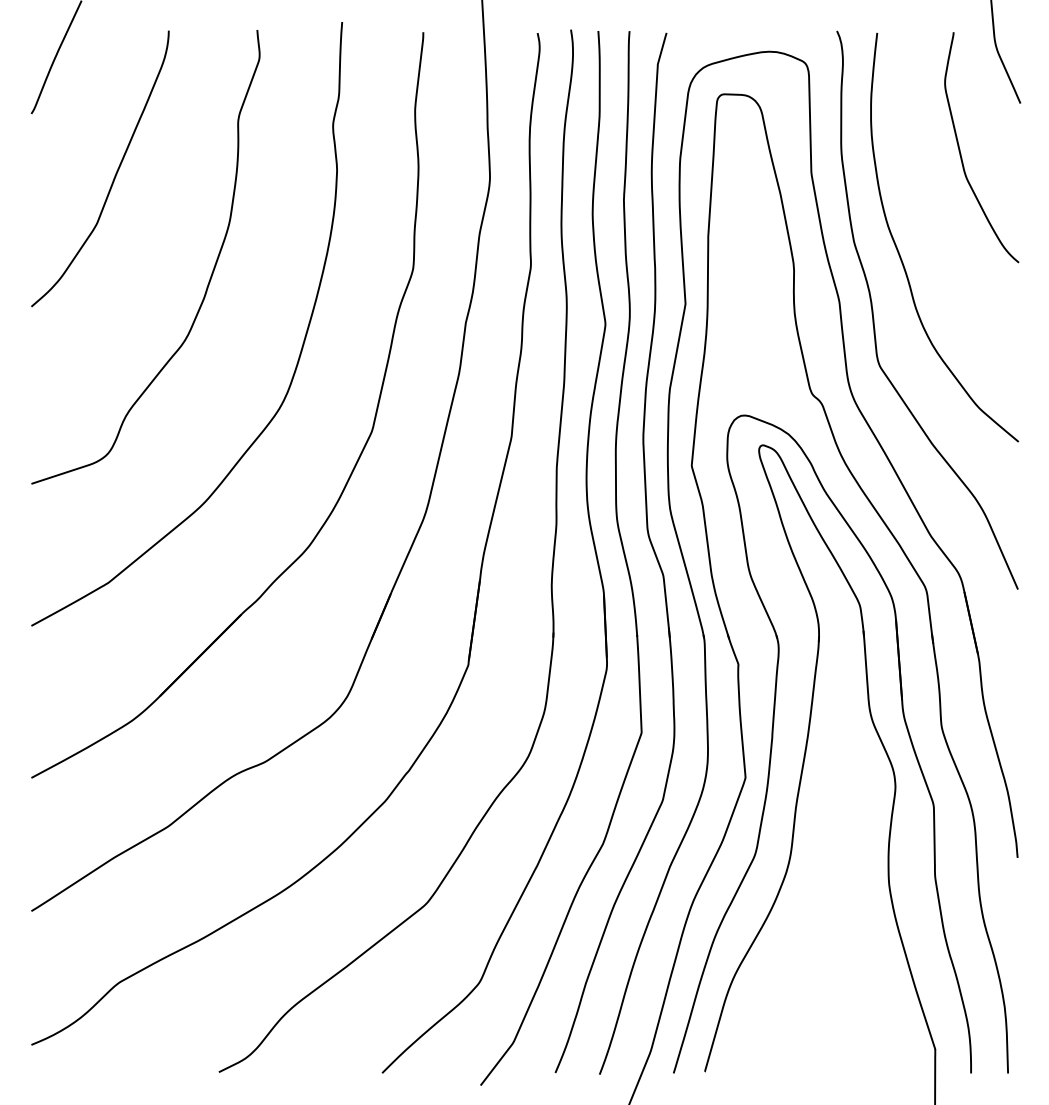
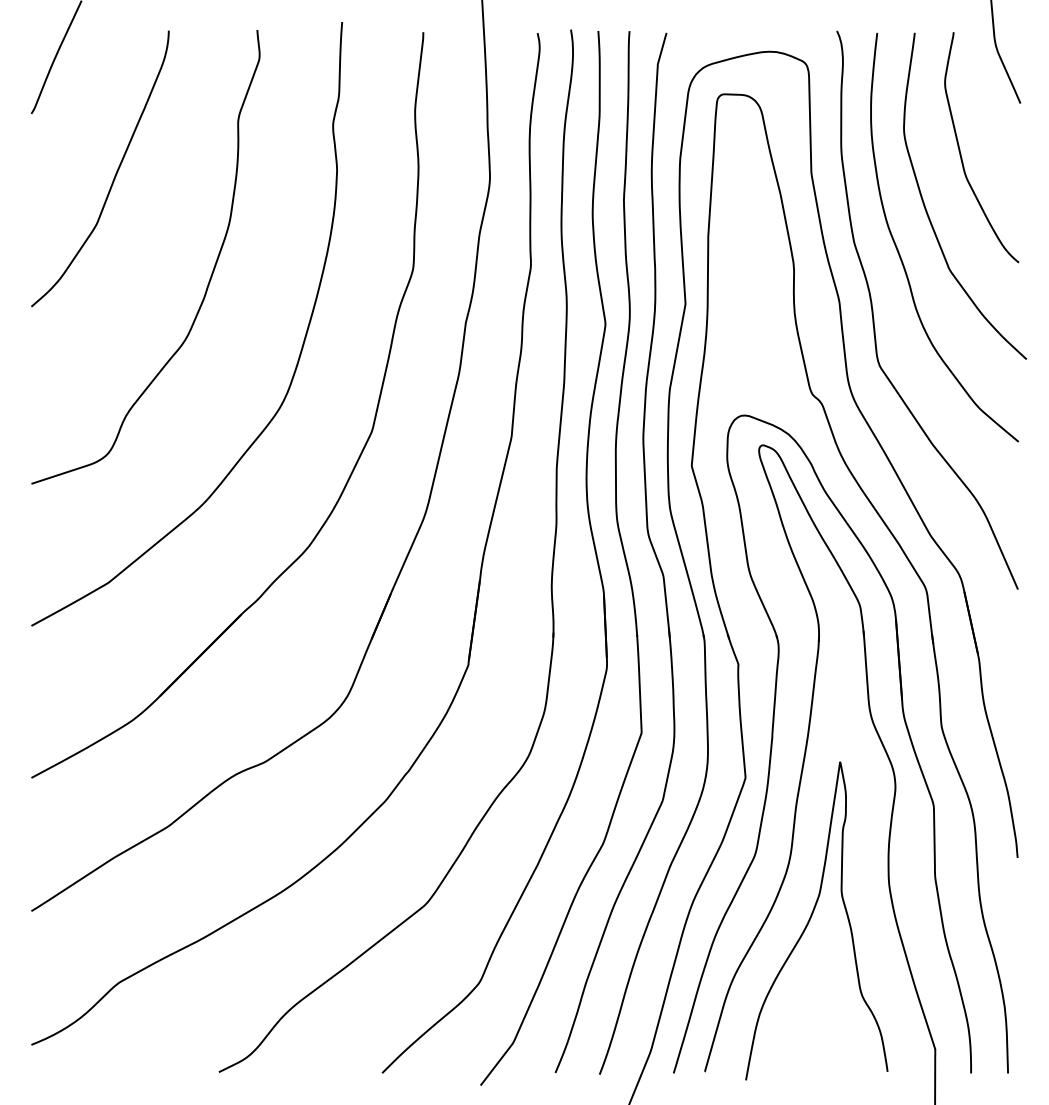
curve: none -> present (927, 210)
curve: none -> present (811, 918)
